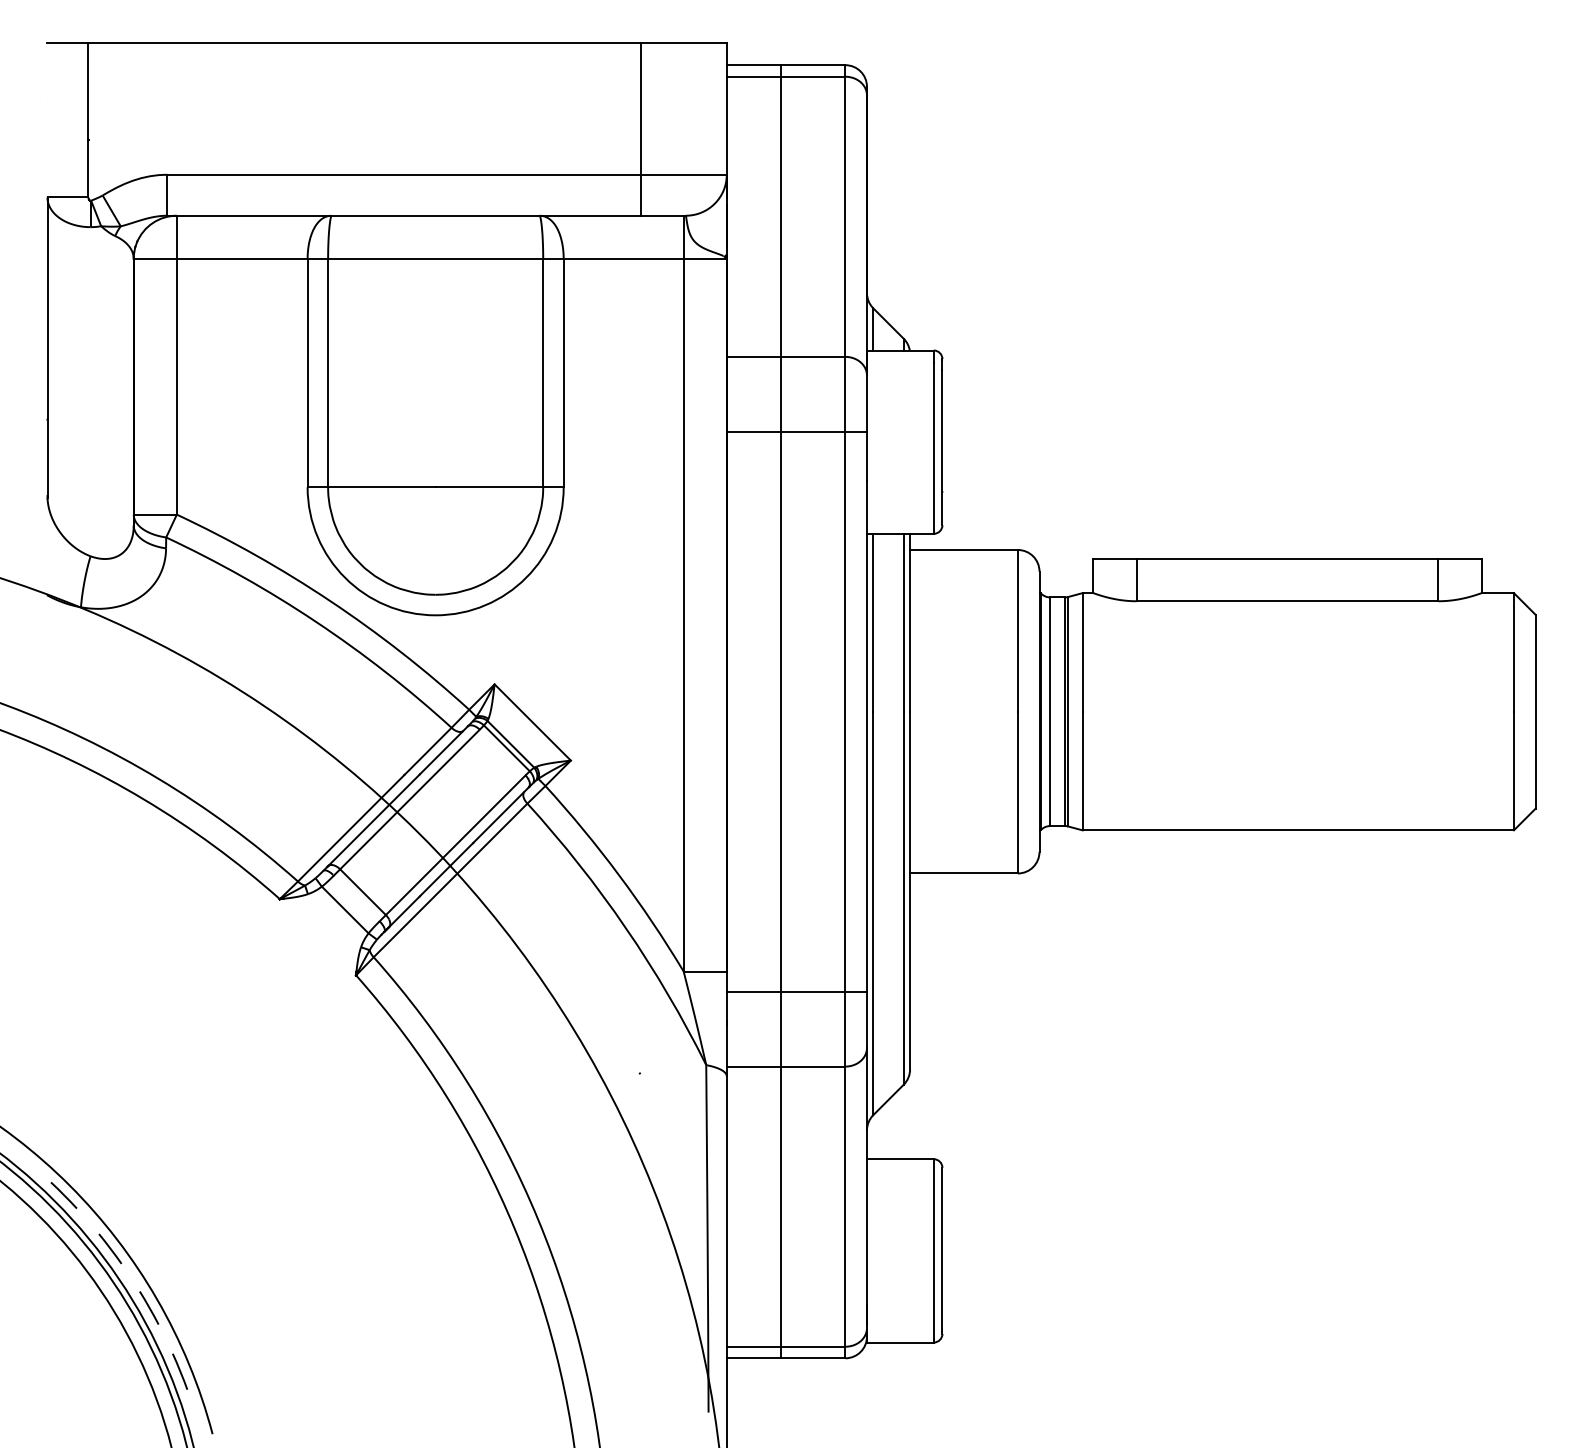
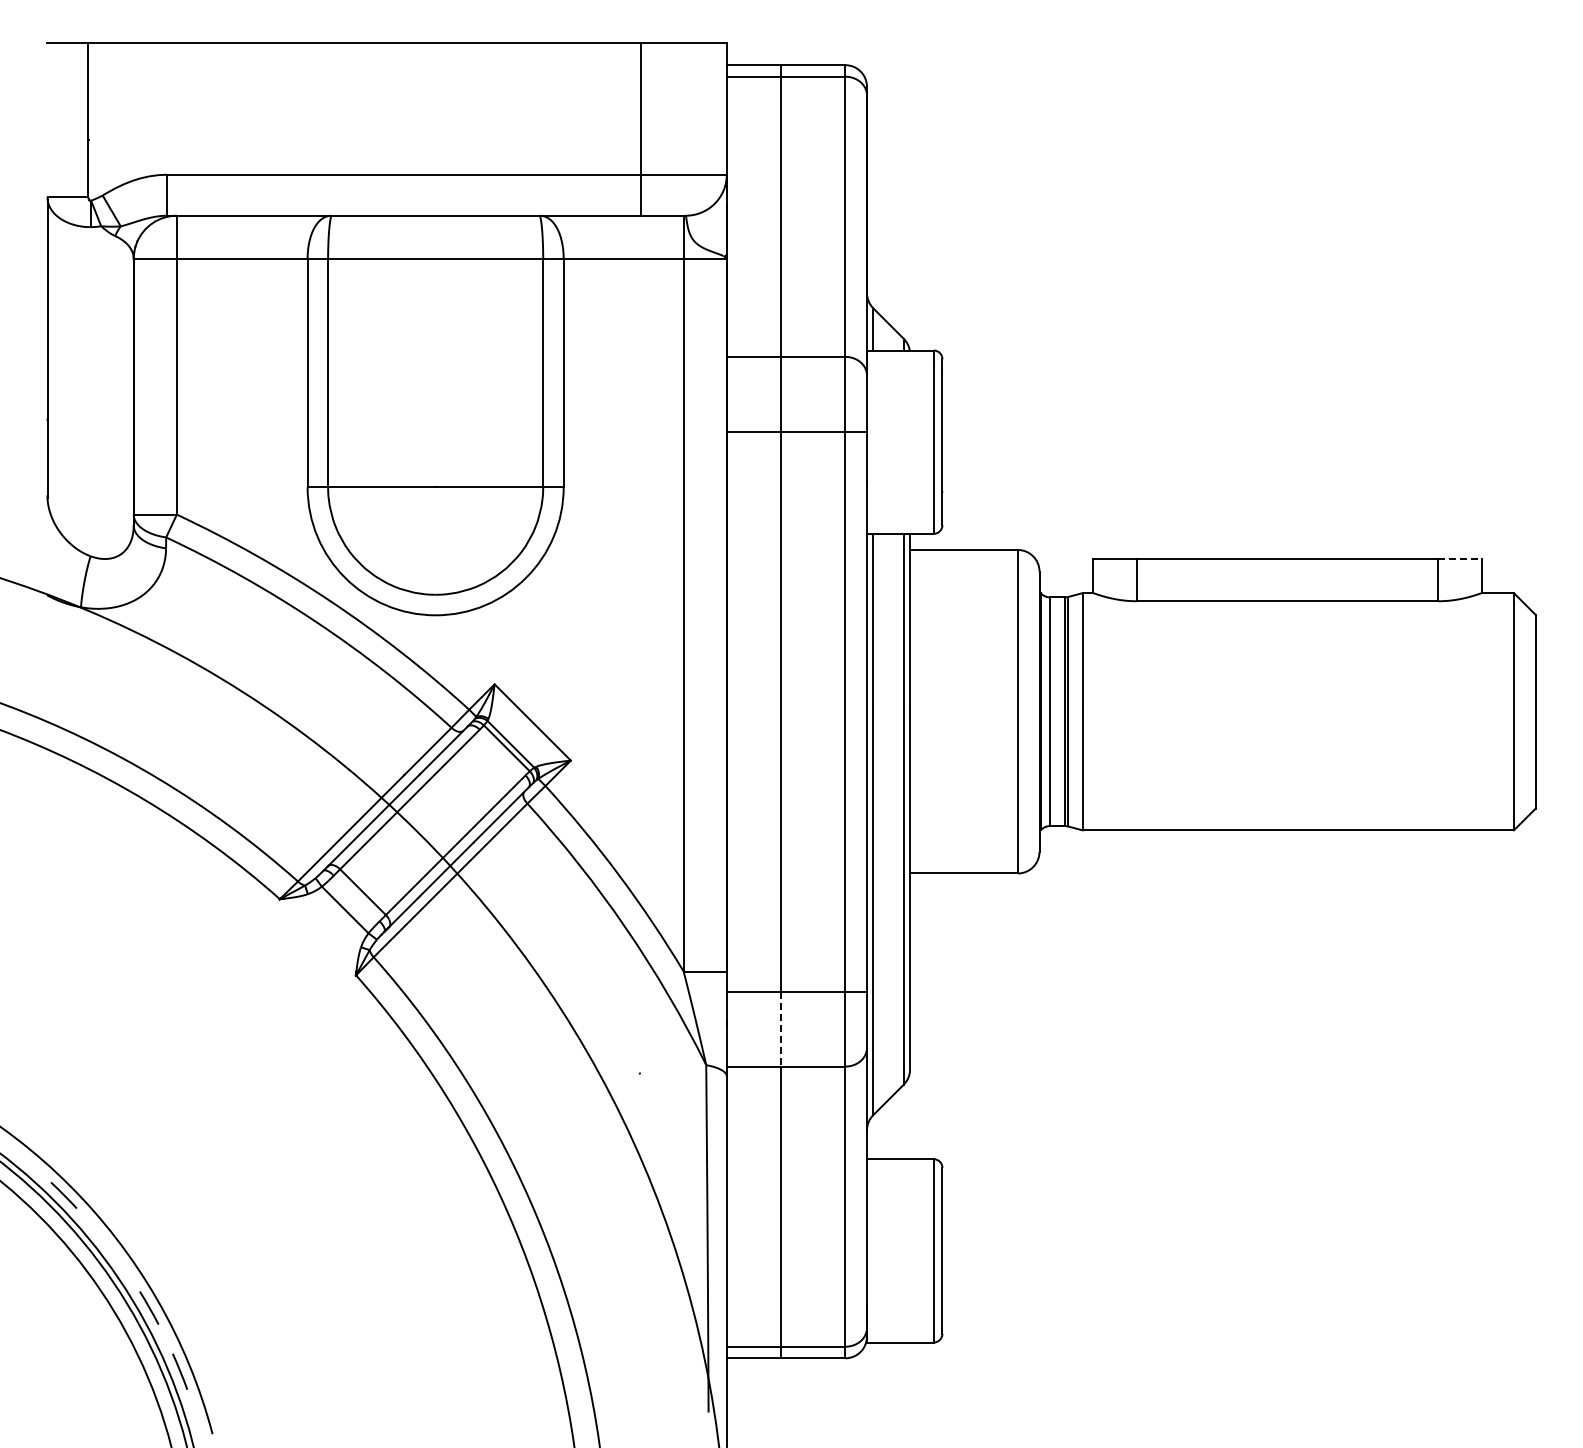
line: solid -> dashed (1460, 558)
line: solid -> dashed (780, 1029)
line: present -> none (110, 1248)
